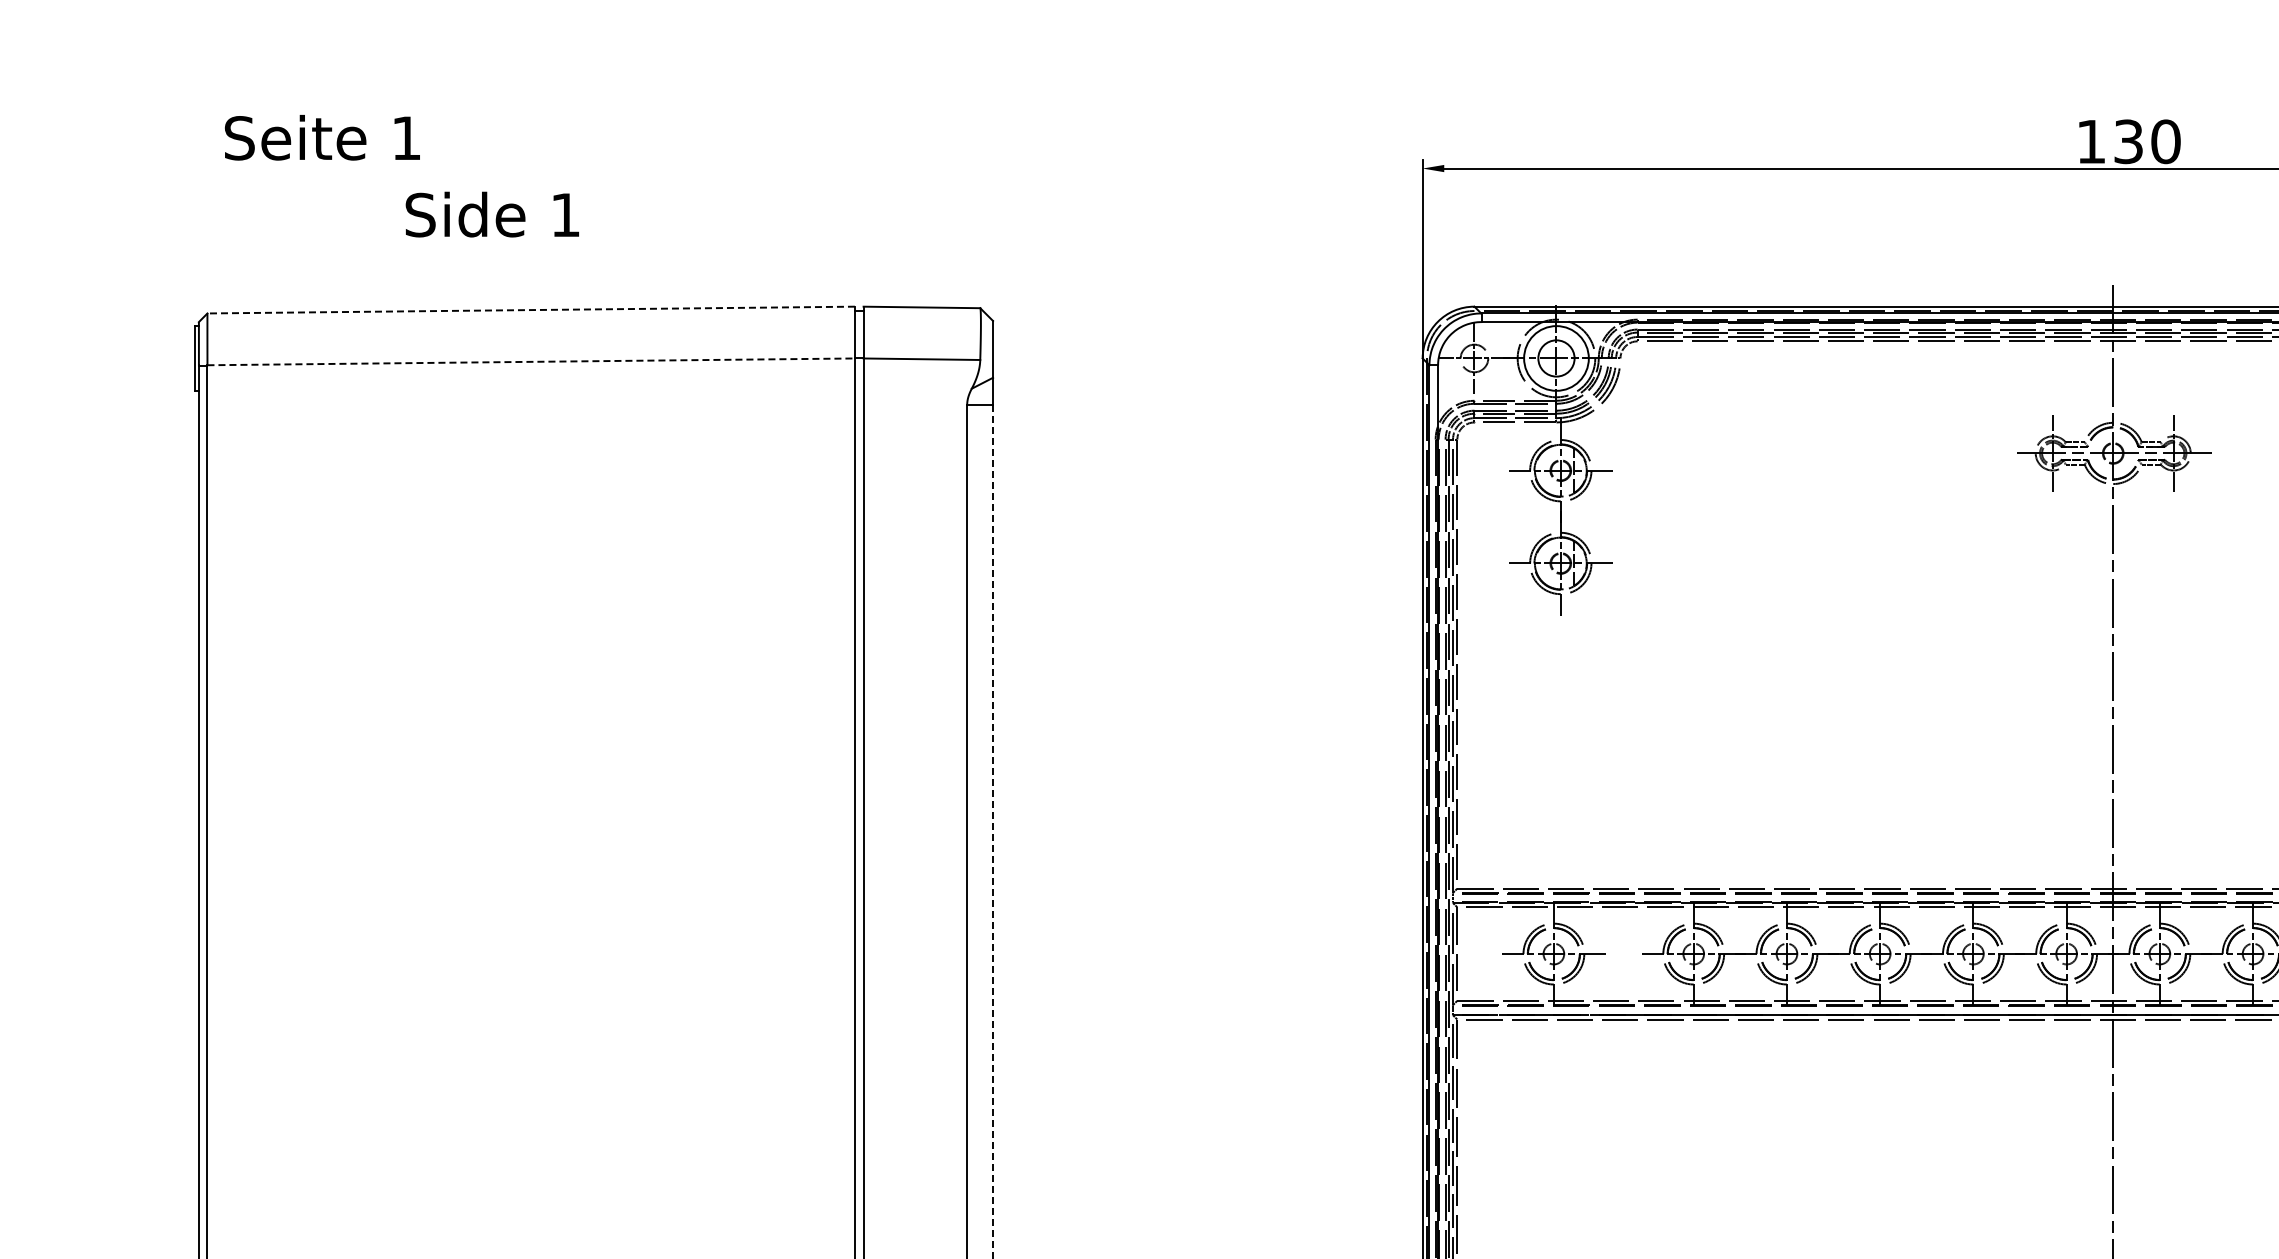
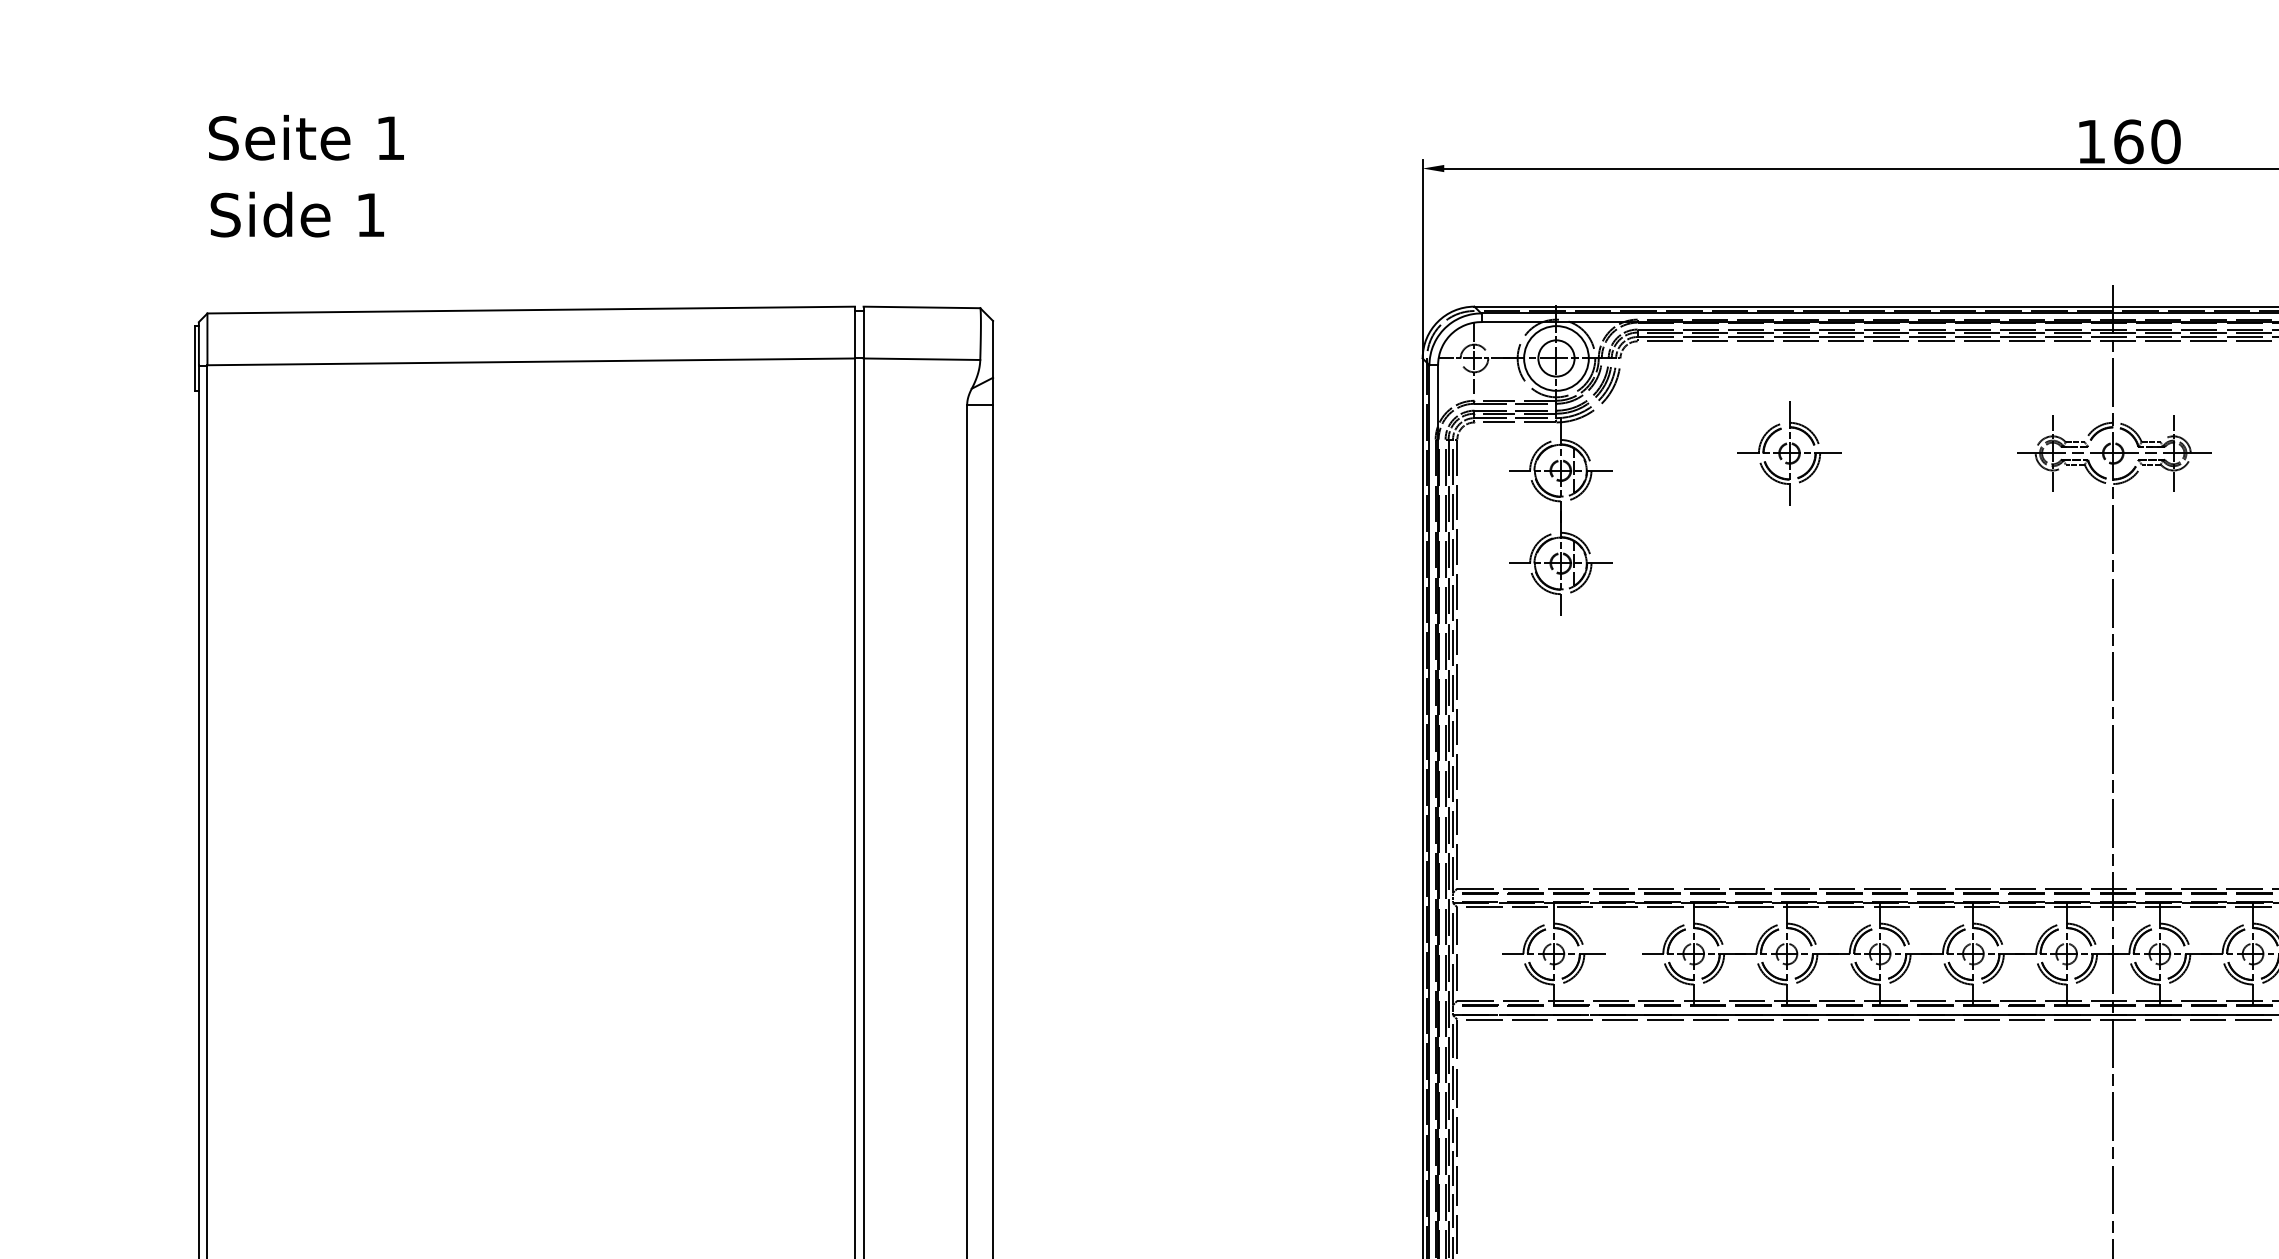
text position: (322, 137) -> (306, 137) (306, 137)
text: 130 -> 160 (2128, 141)
text position: (491, 214) -> (296, 214) (296, 214)
line: dashed -> solid (531, 310)
line: dashed -> solid (531, 361)
part: none -> present (1789, 453)
line: dashed -> solid (993, 832)
